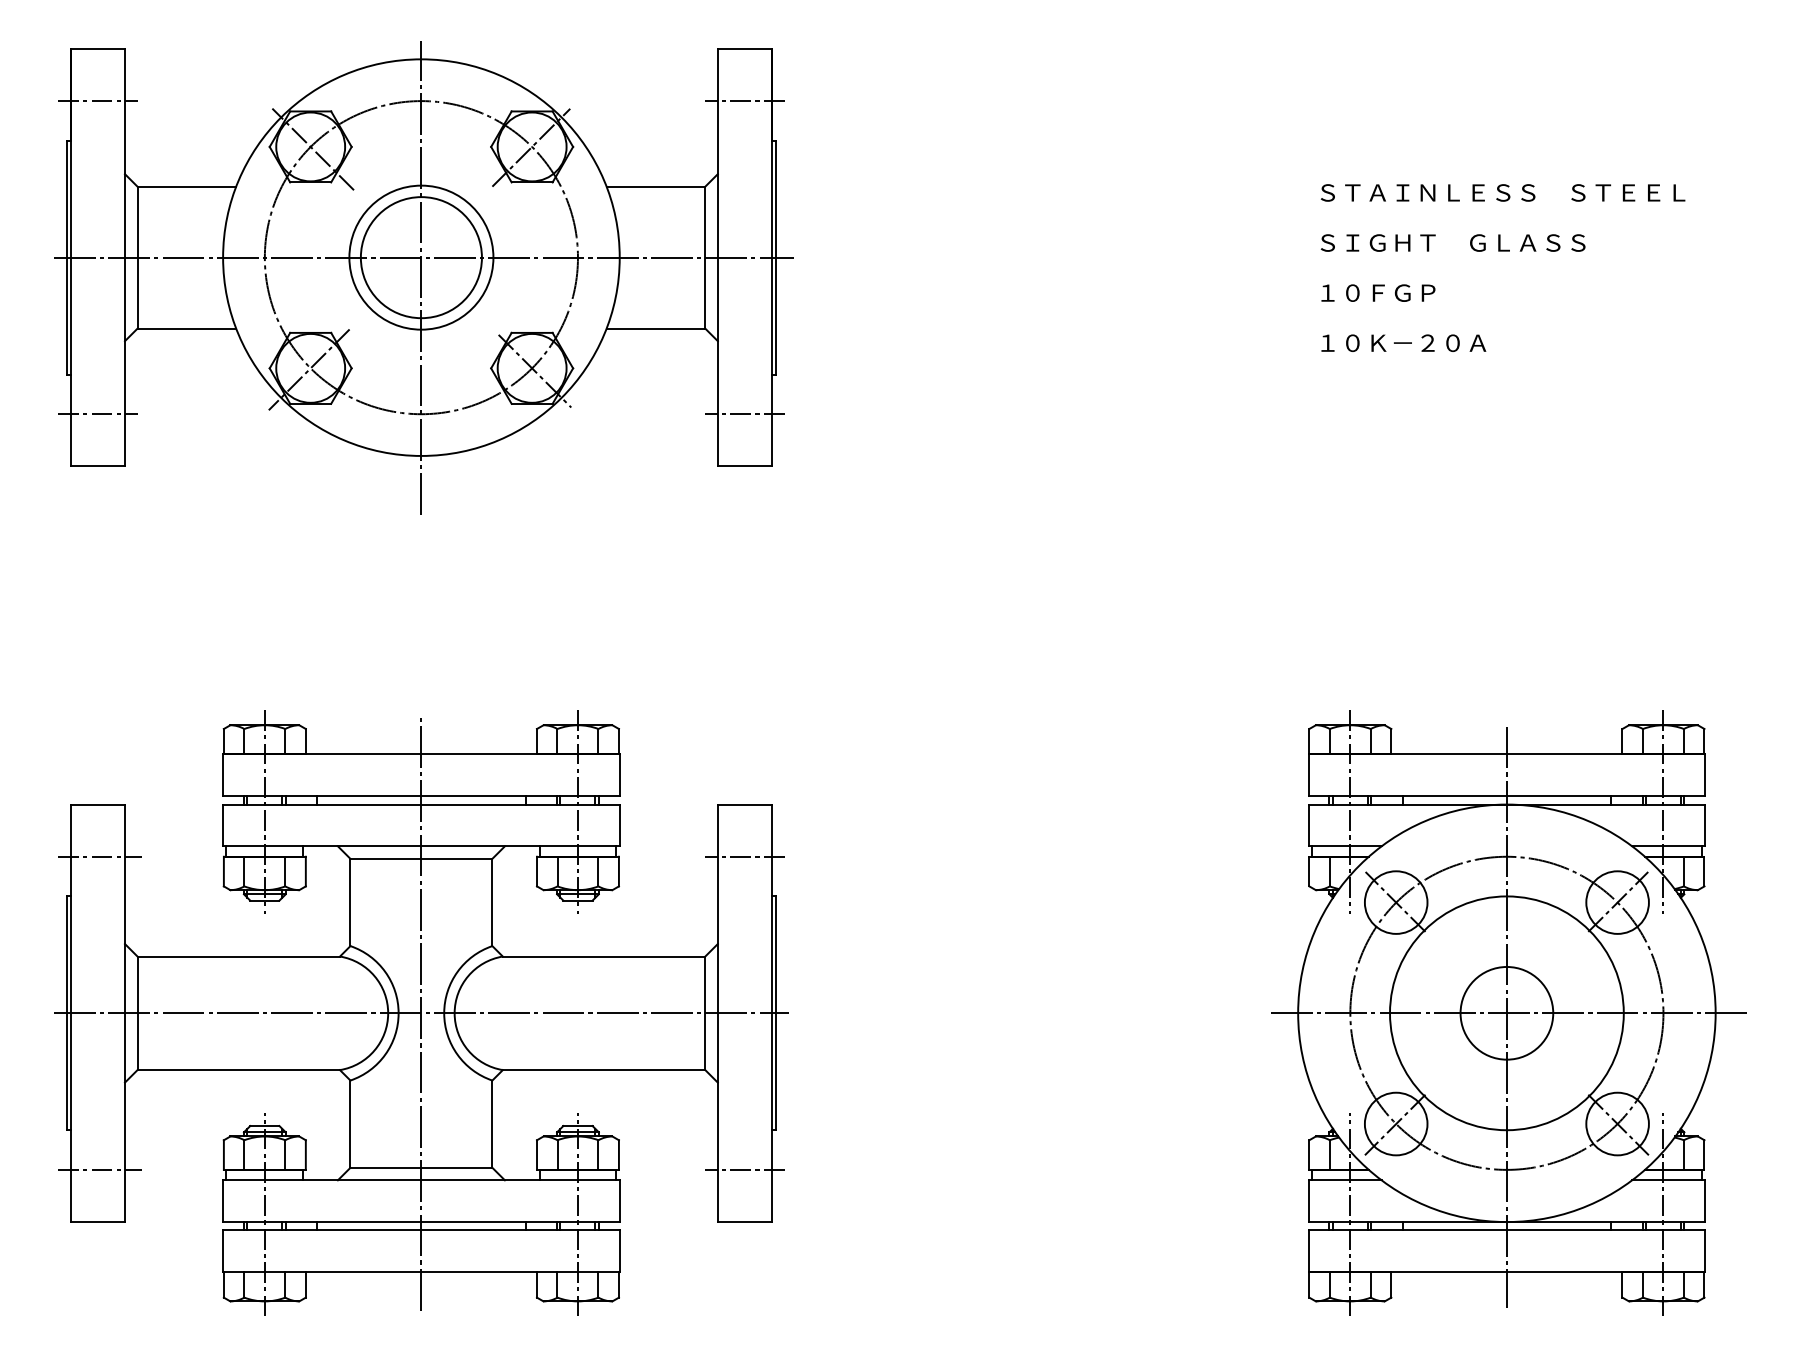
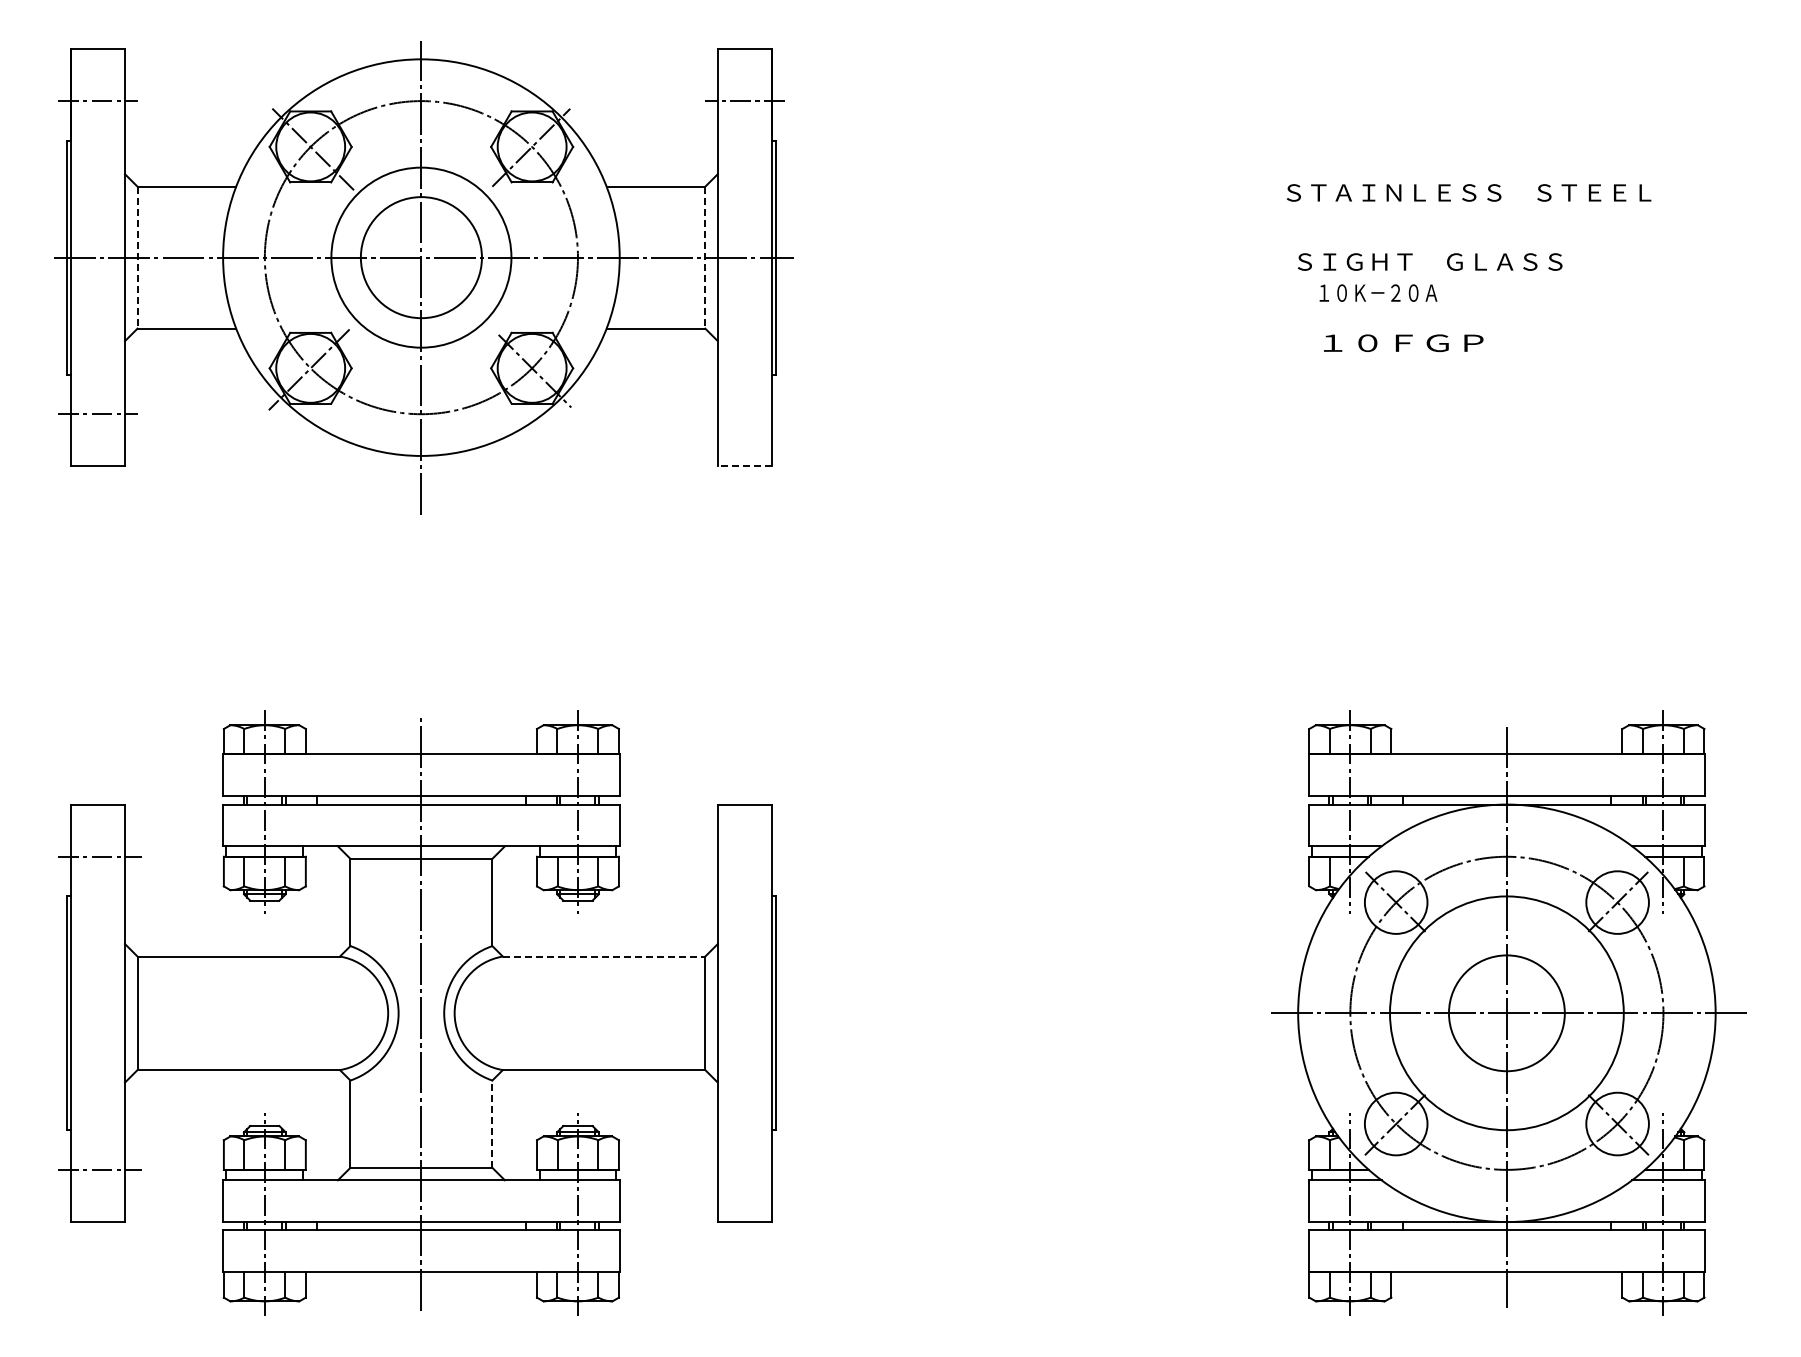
text position: (1502, 192) -> (1468, 192) (1468, 192)
text position: (1452, 242) -> (1429, 261) (1429, 261)
line: solid -> dashed (137, 257)
circle diameter: 144 px -> 180 px (421, 257)
line: solid -> dashed (705, 257)
text: １０ＦＧＰ -> １０Ｋ－２０Ａ (1378, 292)
text: １０Ｋ－２０Ａ -> １０ＦＧＰ (1403, 343)
line: present -> none (744, 414)
line: solid -> dashed (744, 466)
line: present -> none (744, 856)
line: solid -> dashed (604, 956)
circle diameter: 93 px -> 116 px (1506, 1013)
line: present -> none (421, 1013)
line: solid -> dashed (492, 1124)
line: present -> none (744, 1169)
